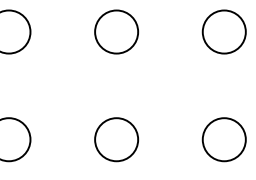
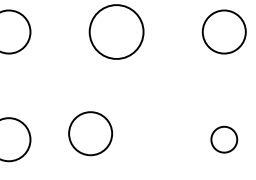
circle diameter: 43 px -> 54 px (116, 31)
circle position: (116, 139) -> (90, 133) (90, 133)
circle diameter: 43 px -> 26 px (224, 139)
